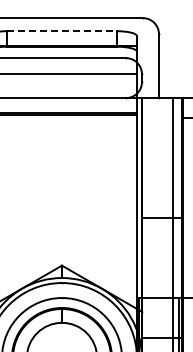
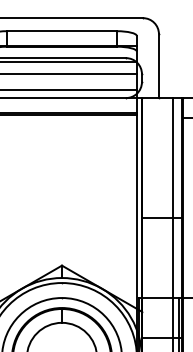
line: dashed -> solid (62, 31)
line: none -> present (69, 61)
line: none -> present (69, 90)
